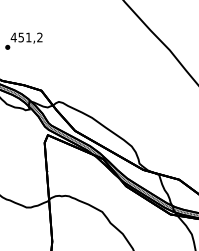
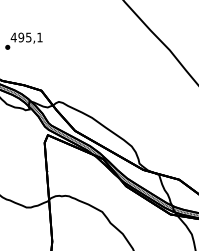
text: 451,2 -> 495,1 (30, 37)
